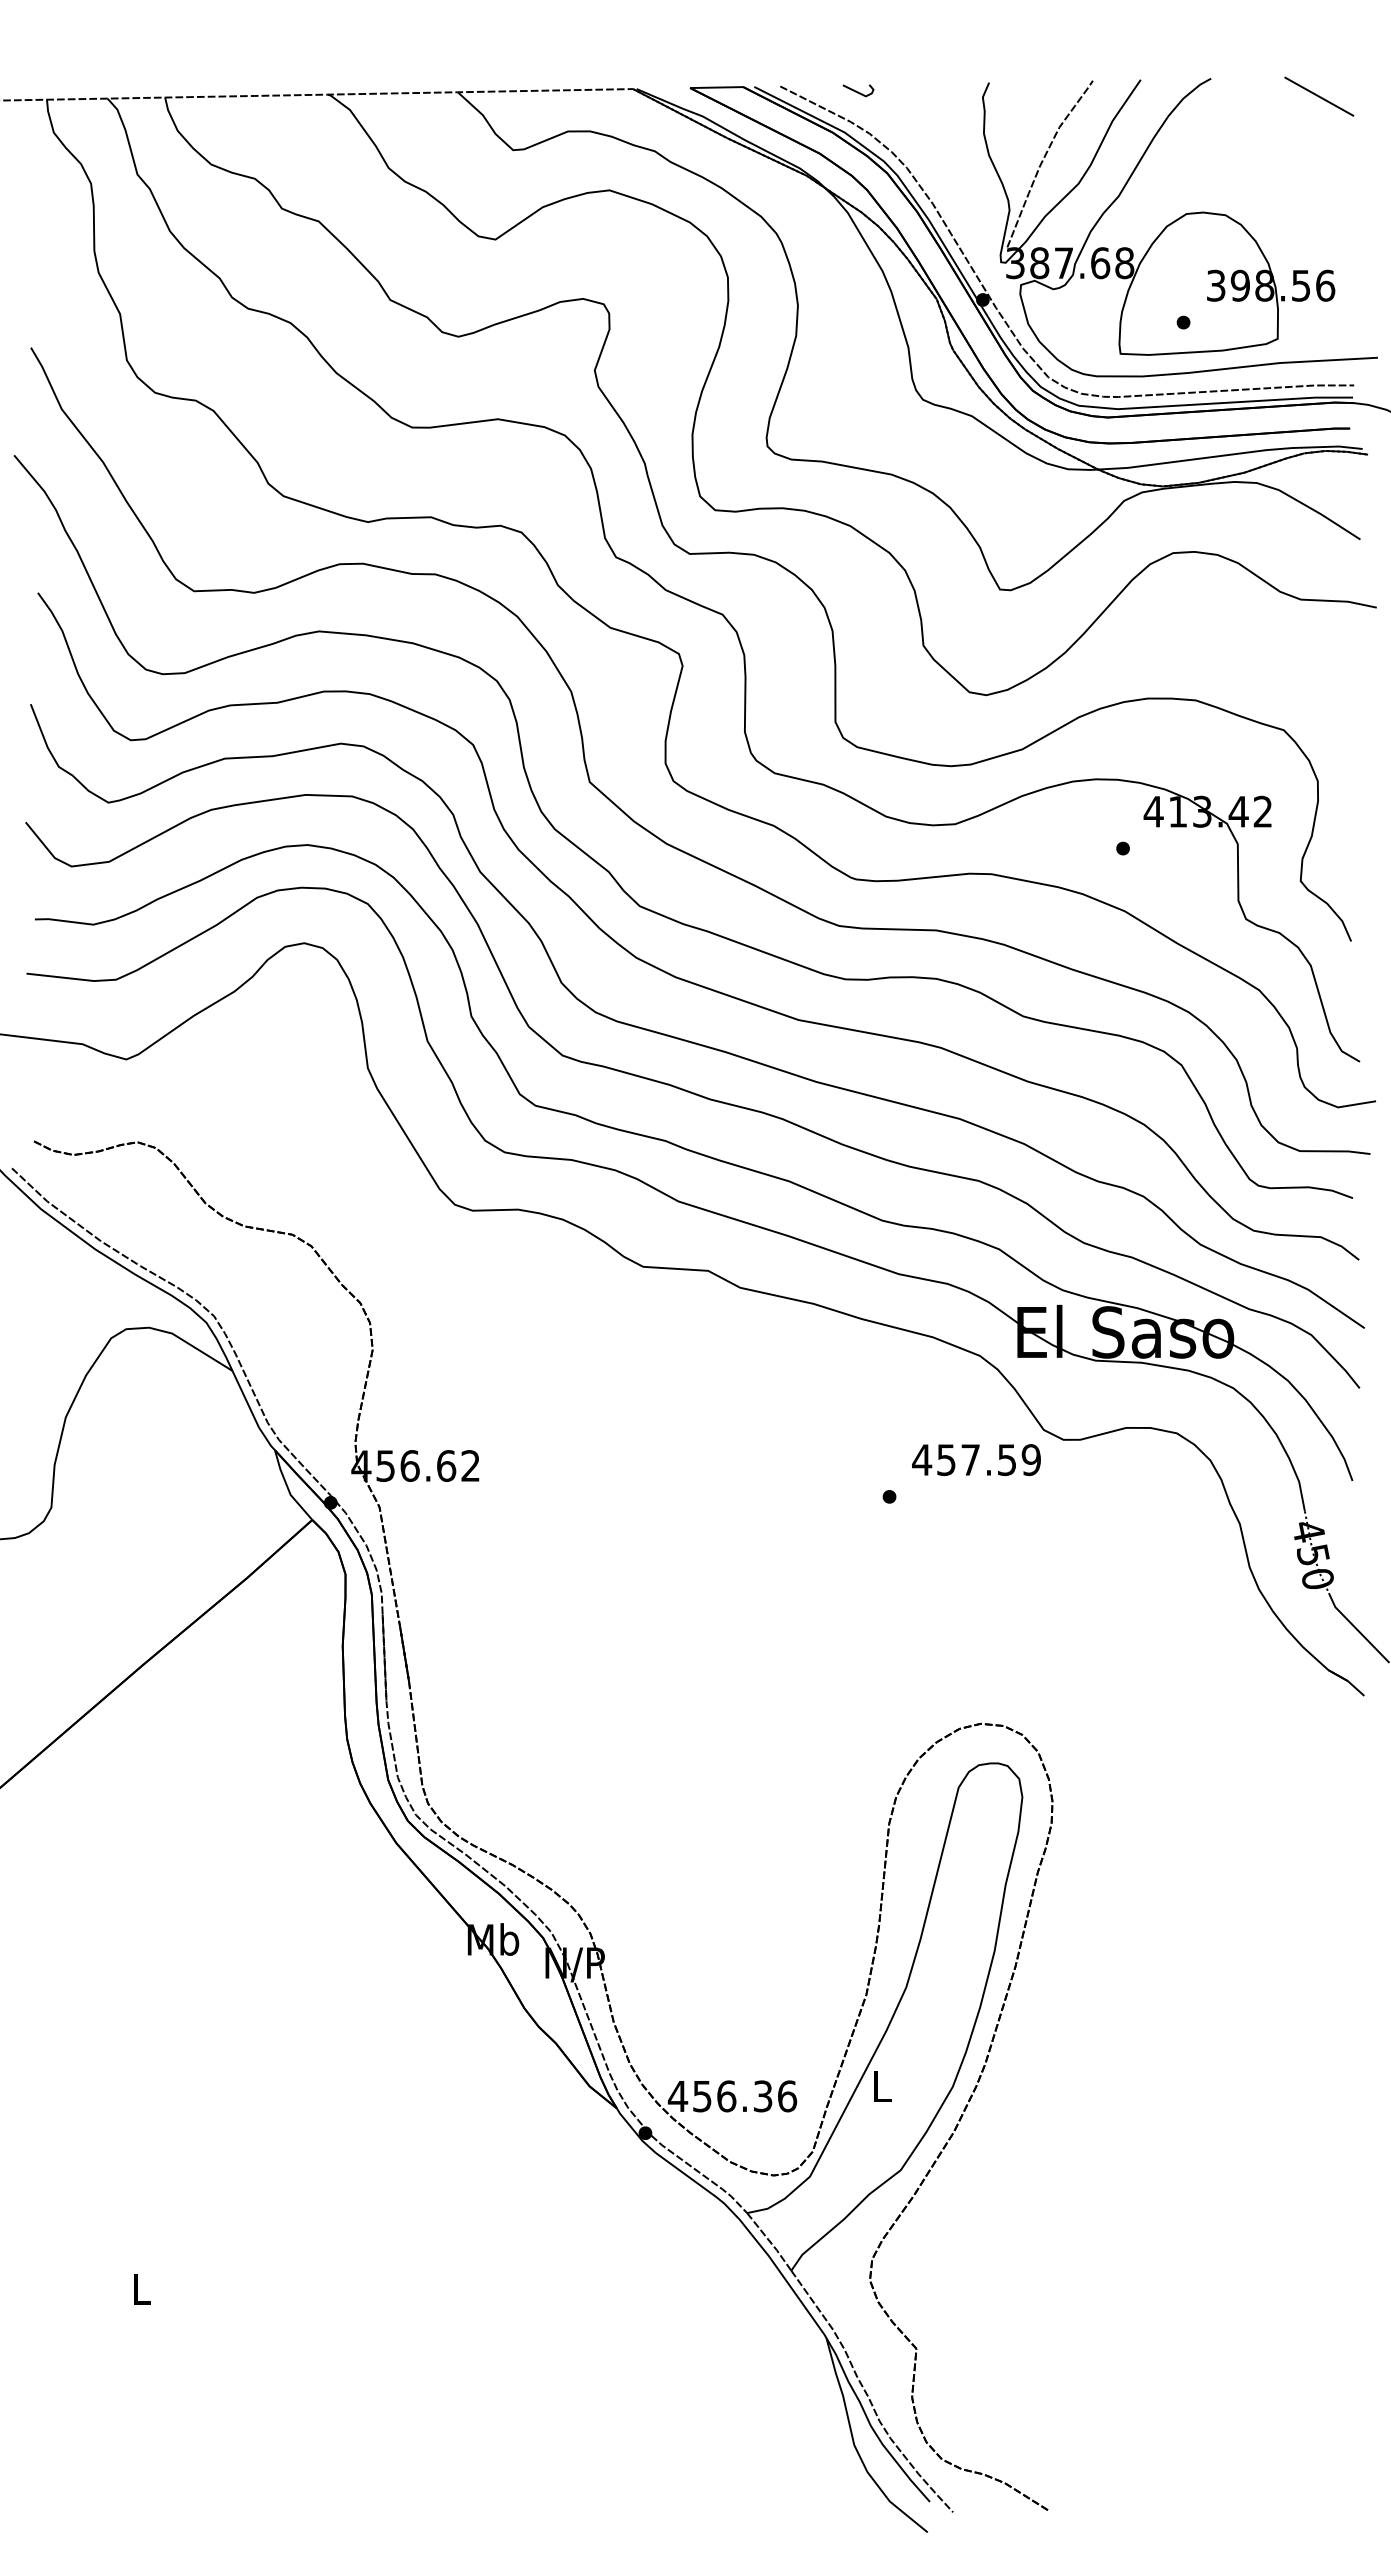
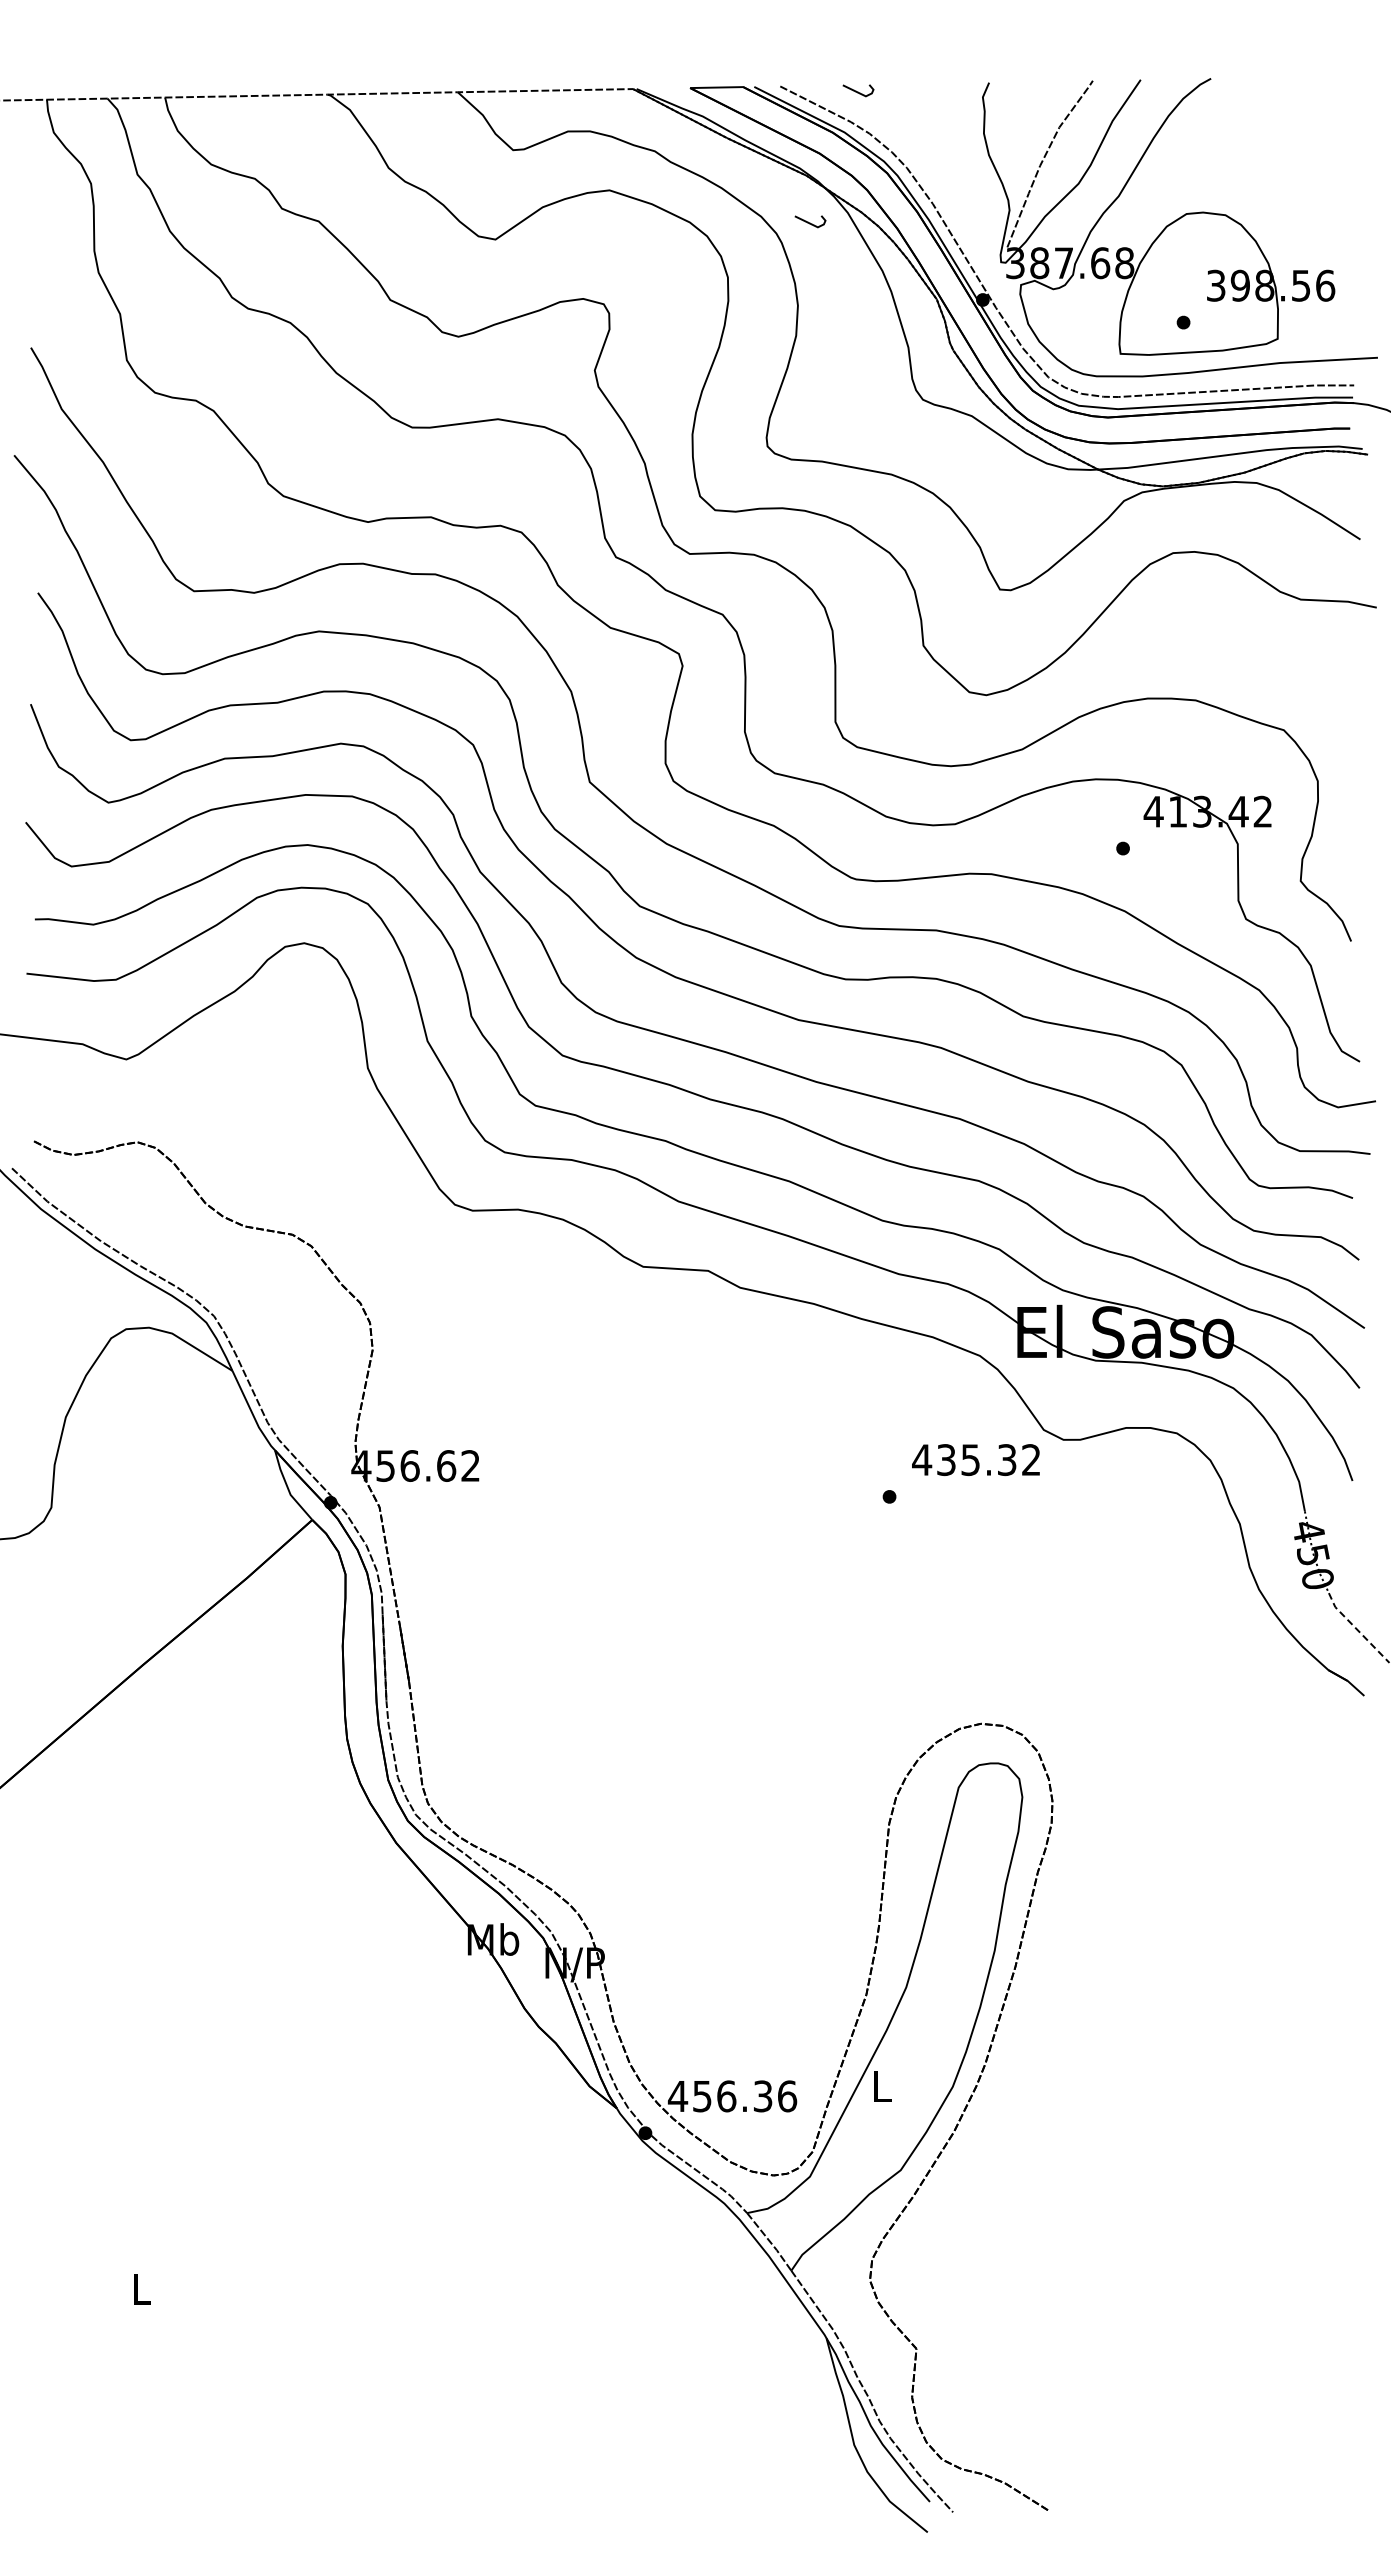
line: present -> none (1319, 96)
line: none -> present (810, 222)
text: 457.59 -> 435.32 (988, 1460)
line: solid -> dashed (1356, 1629)
